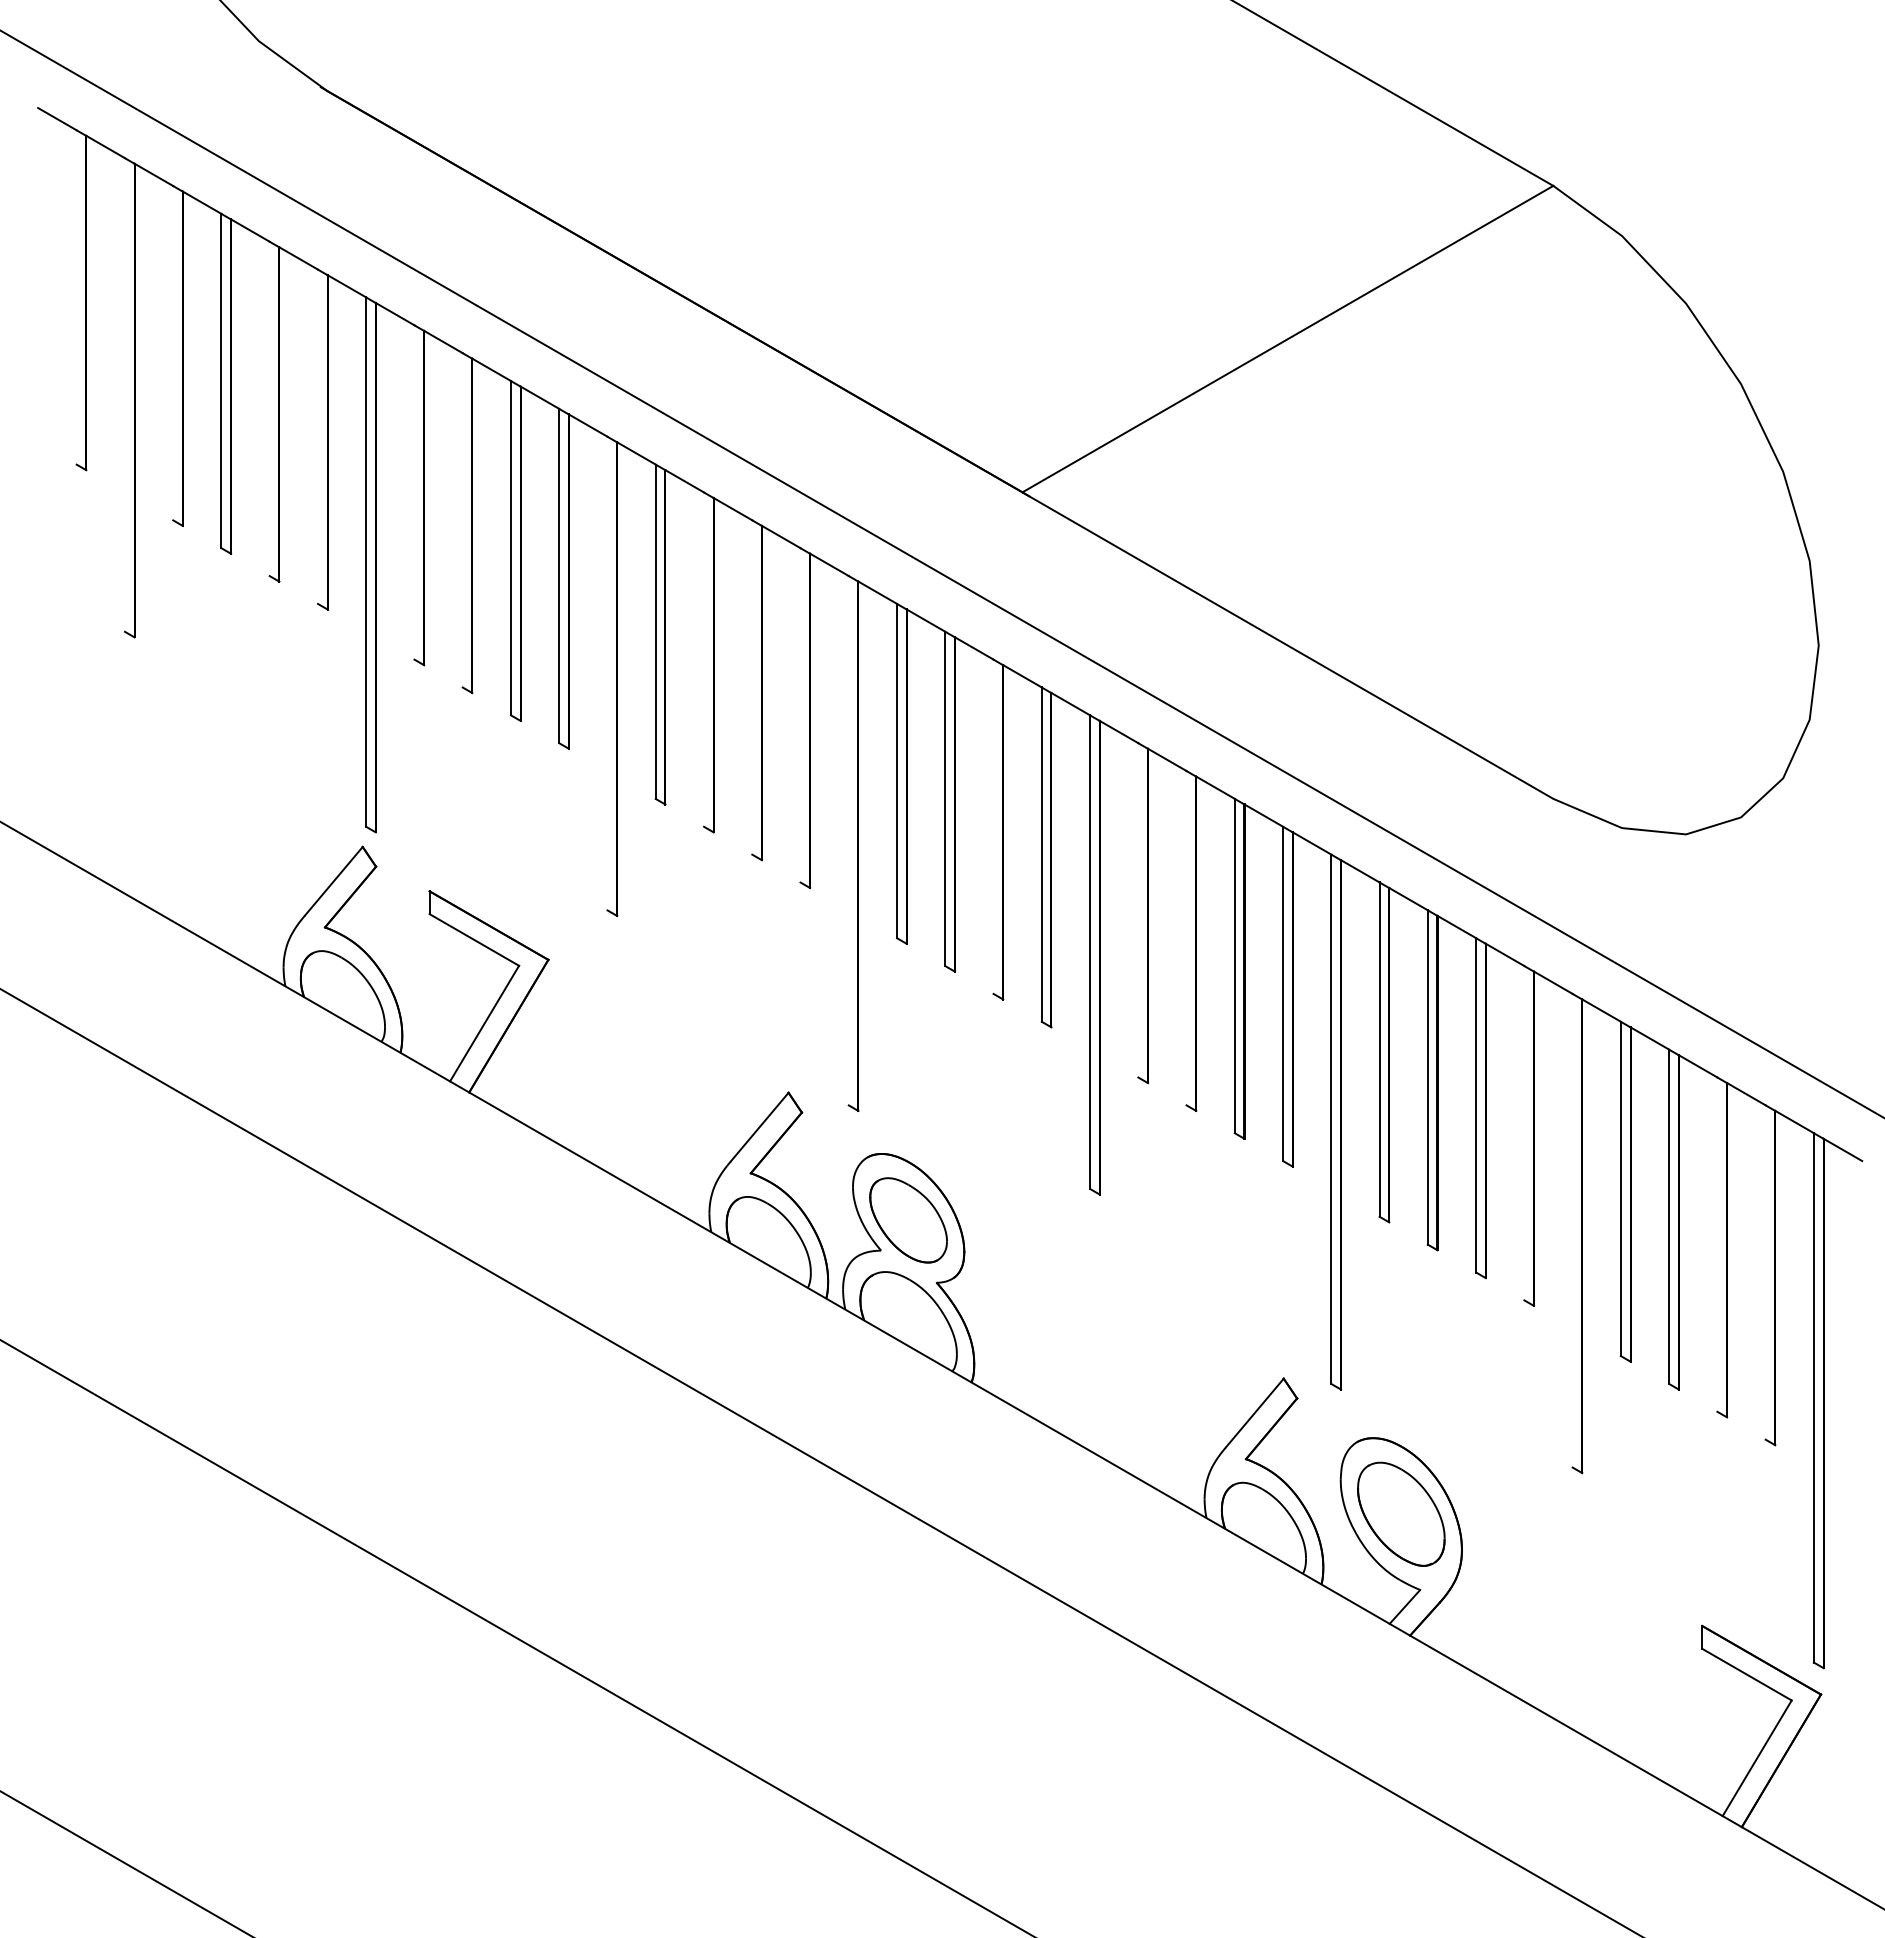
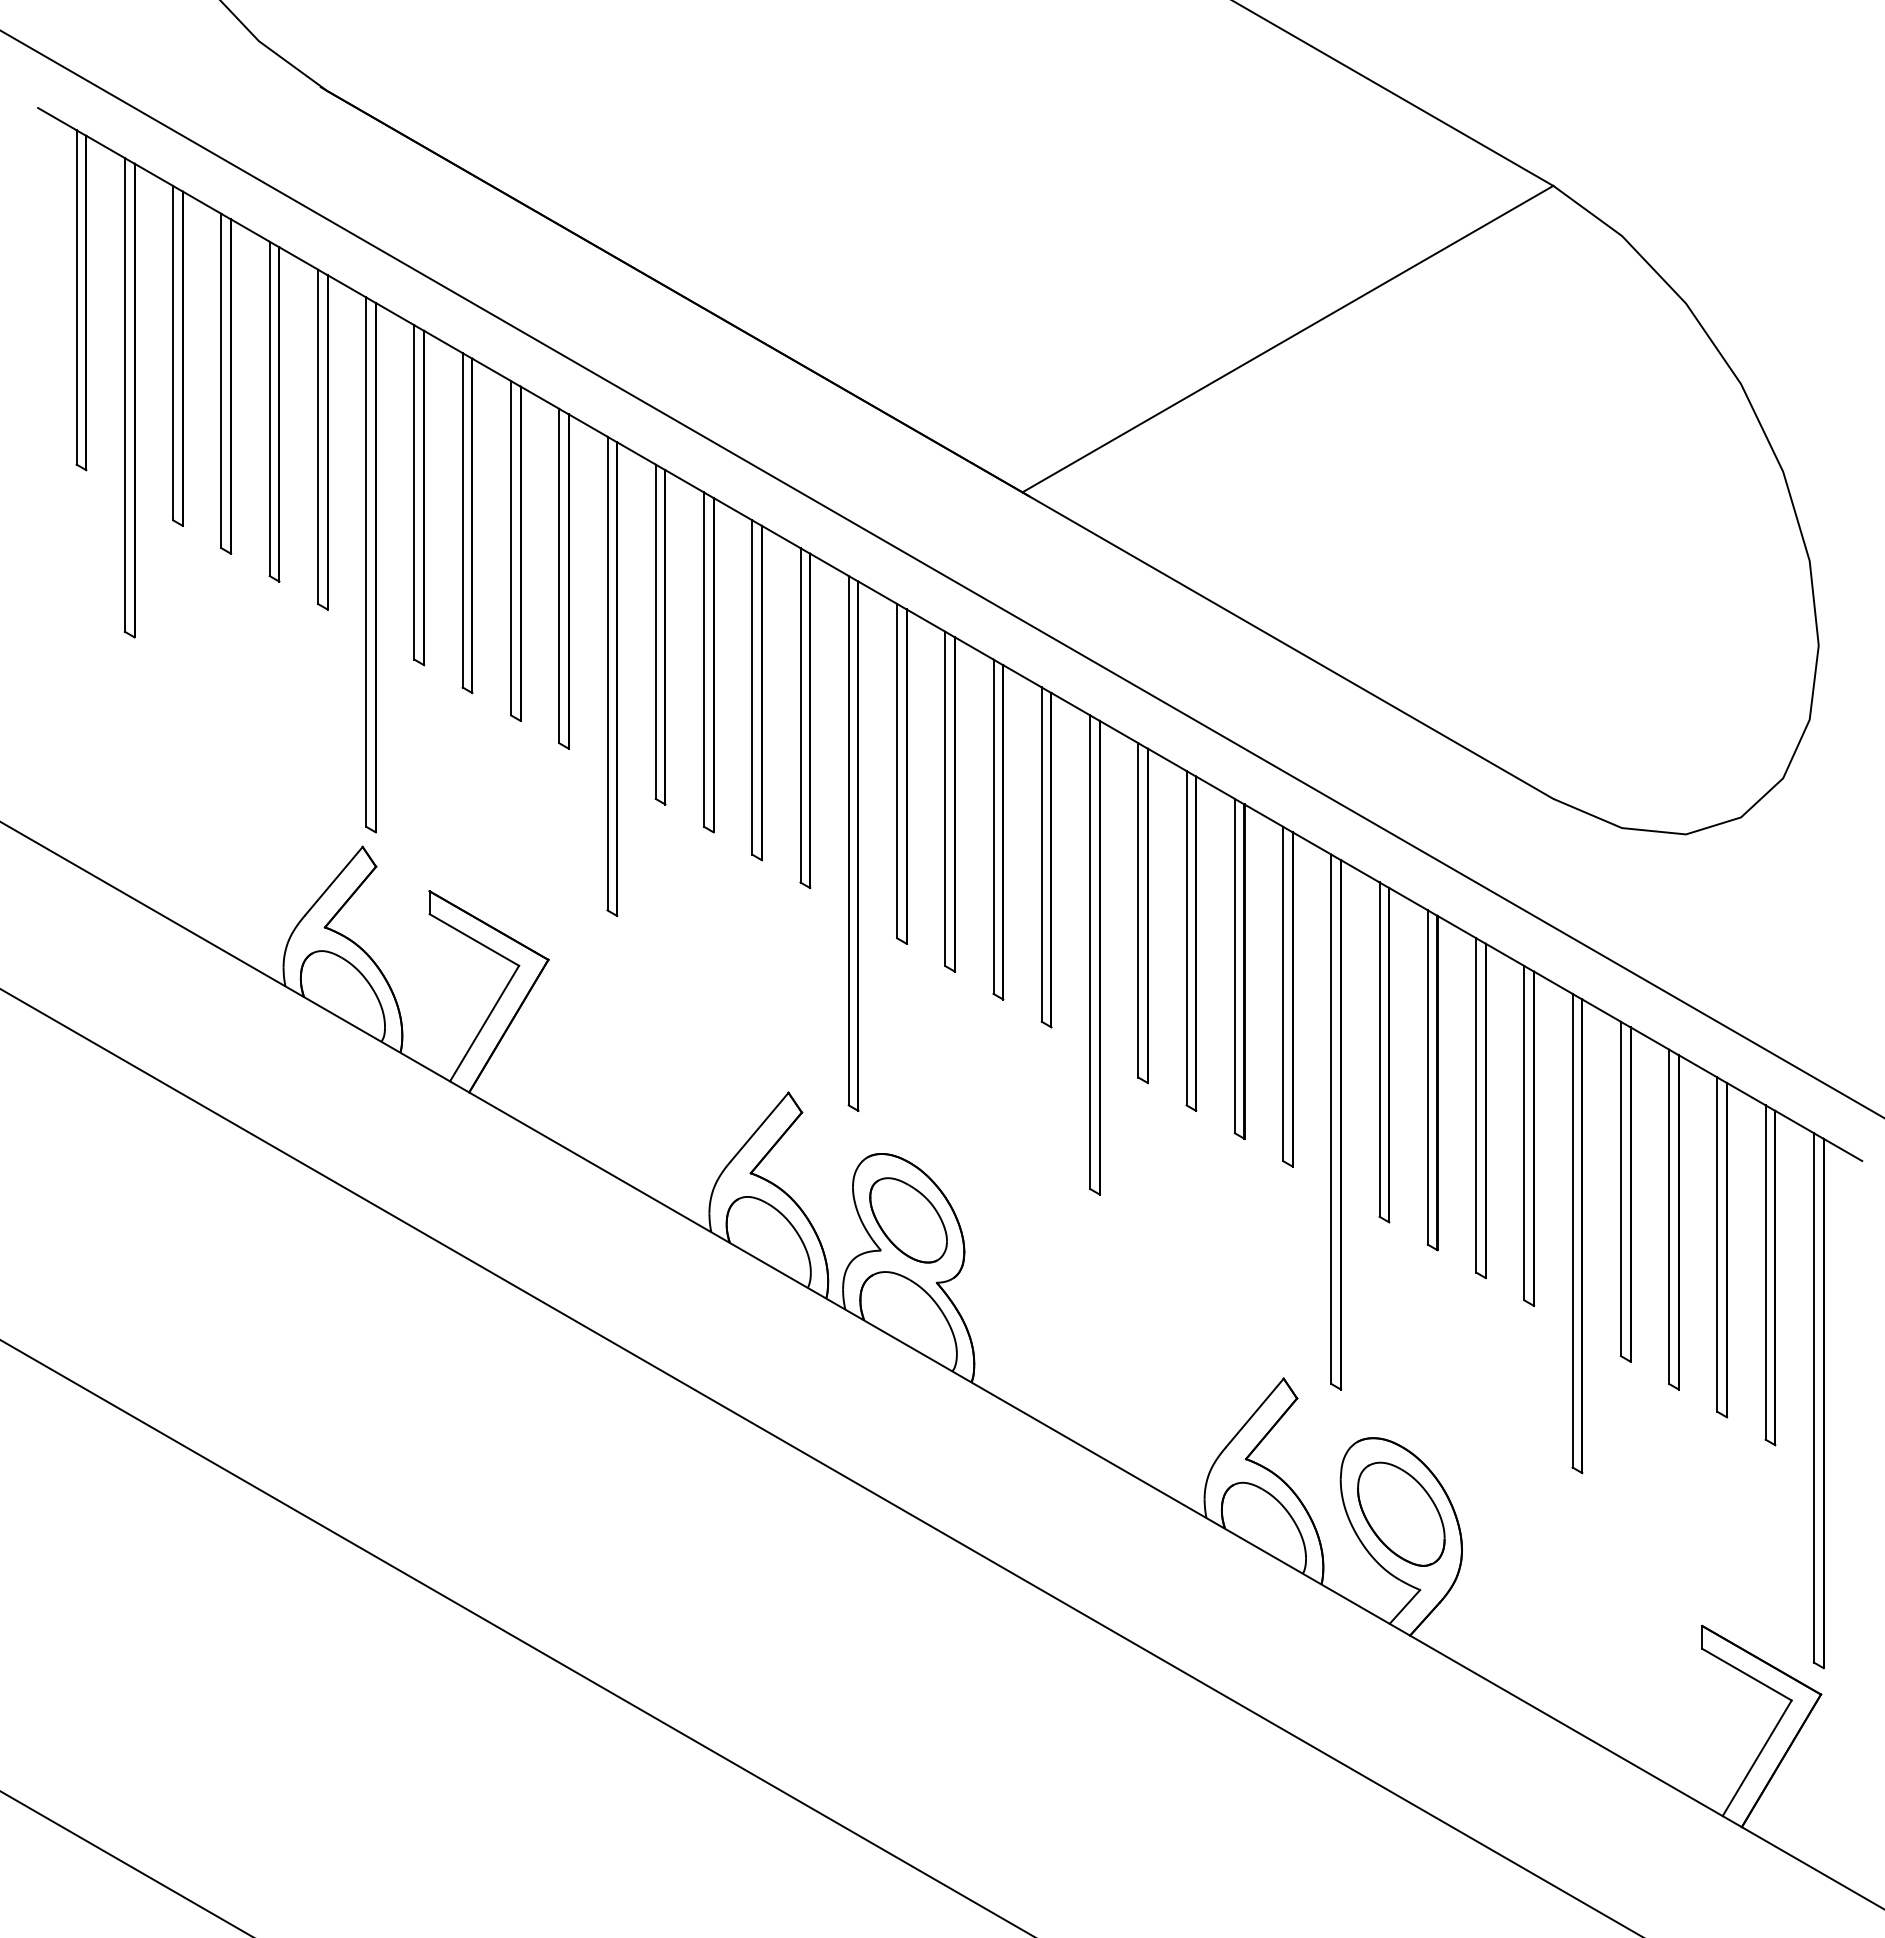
line: none -> present (76, 297)
line: none -> present (173, 353)
line: none -> present (124, 394)
line: none -> present (269, 408)
line: none -> present (317, 436)
line: none -> present (414, 492)
line: none -> present (462, 520)
line: none -> present (704, 659)
line: none -> present (607, 673)
line: none -> present (752, 687)
line: none -> present (800, 715)
line: none -> present (993, 826)
line: none -> present (848, 840)
line: none -> present (1138, 910)
line: none -> present (1186, 938)
line: none -> present (1524, 1133)
line: none -> present (1572, 1230)
line: none -> present (1717, 1244)
line: none -> present (1765, 1272)
